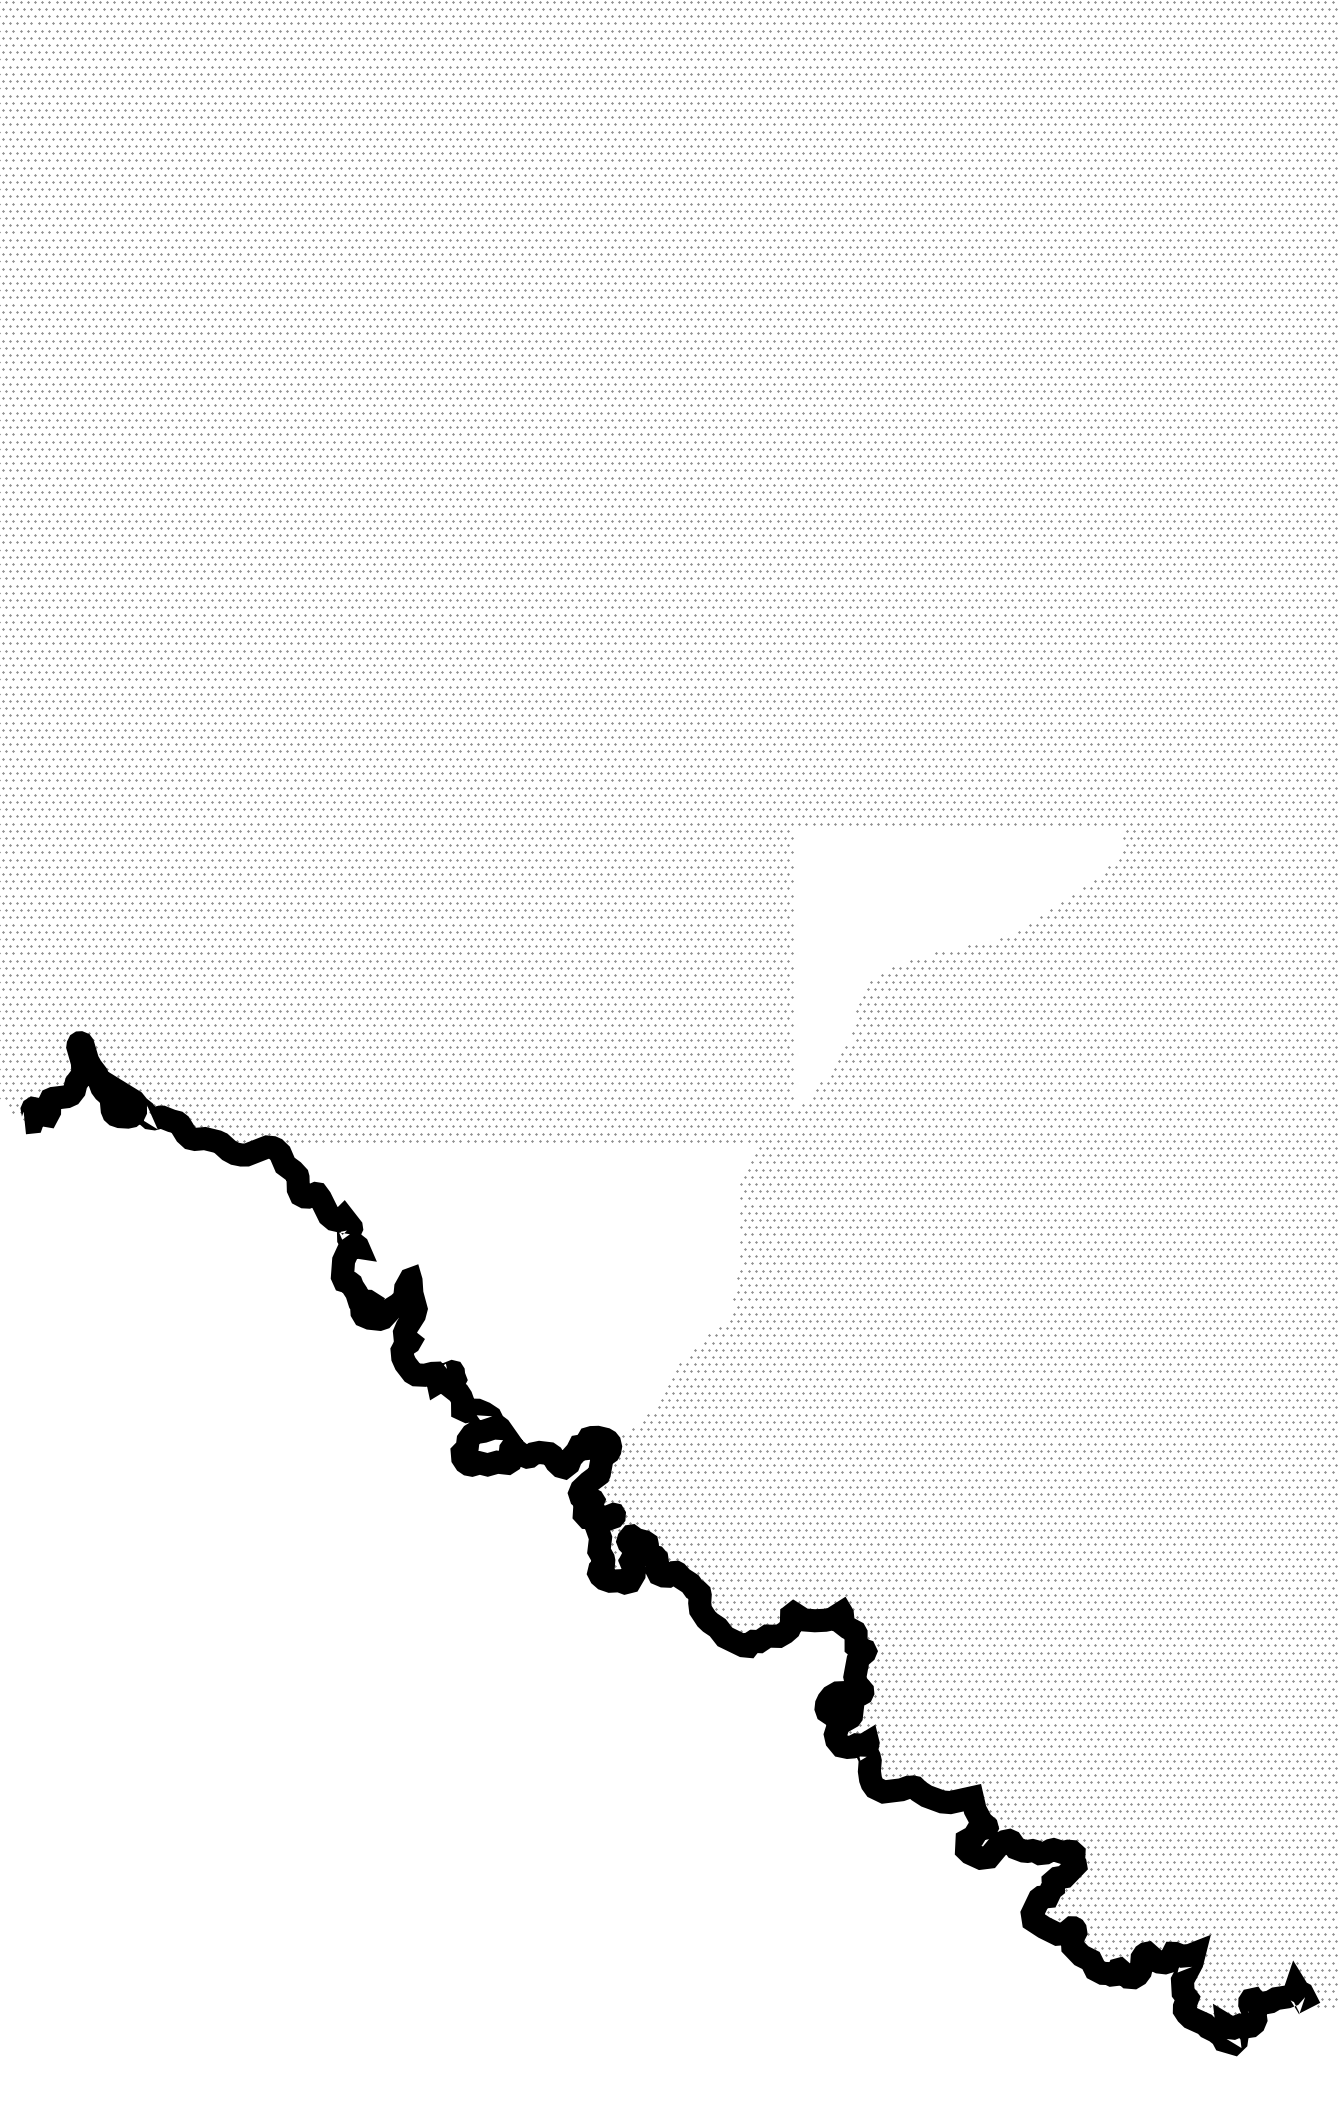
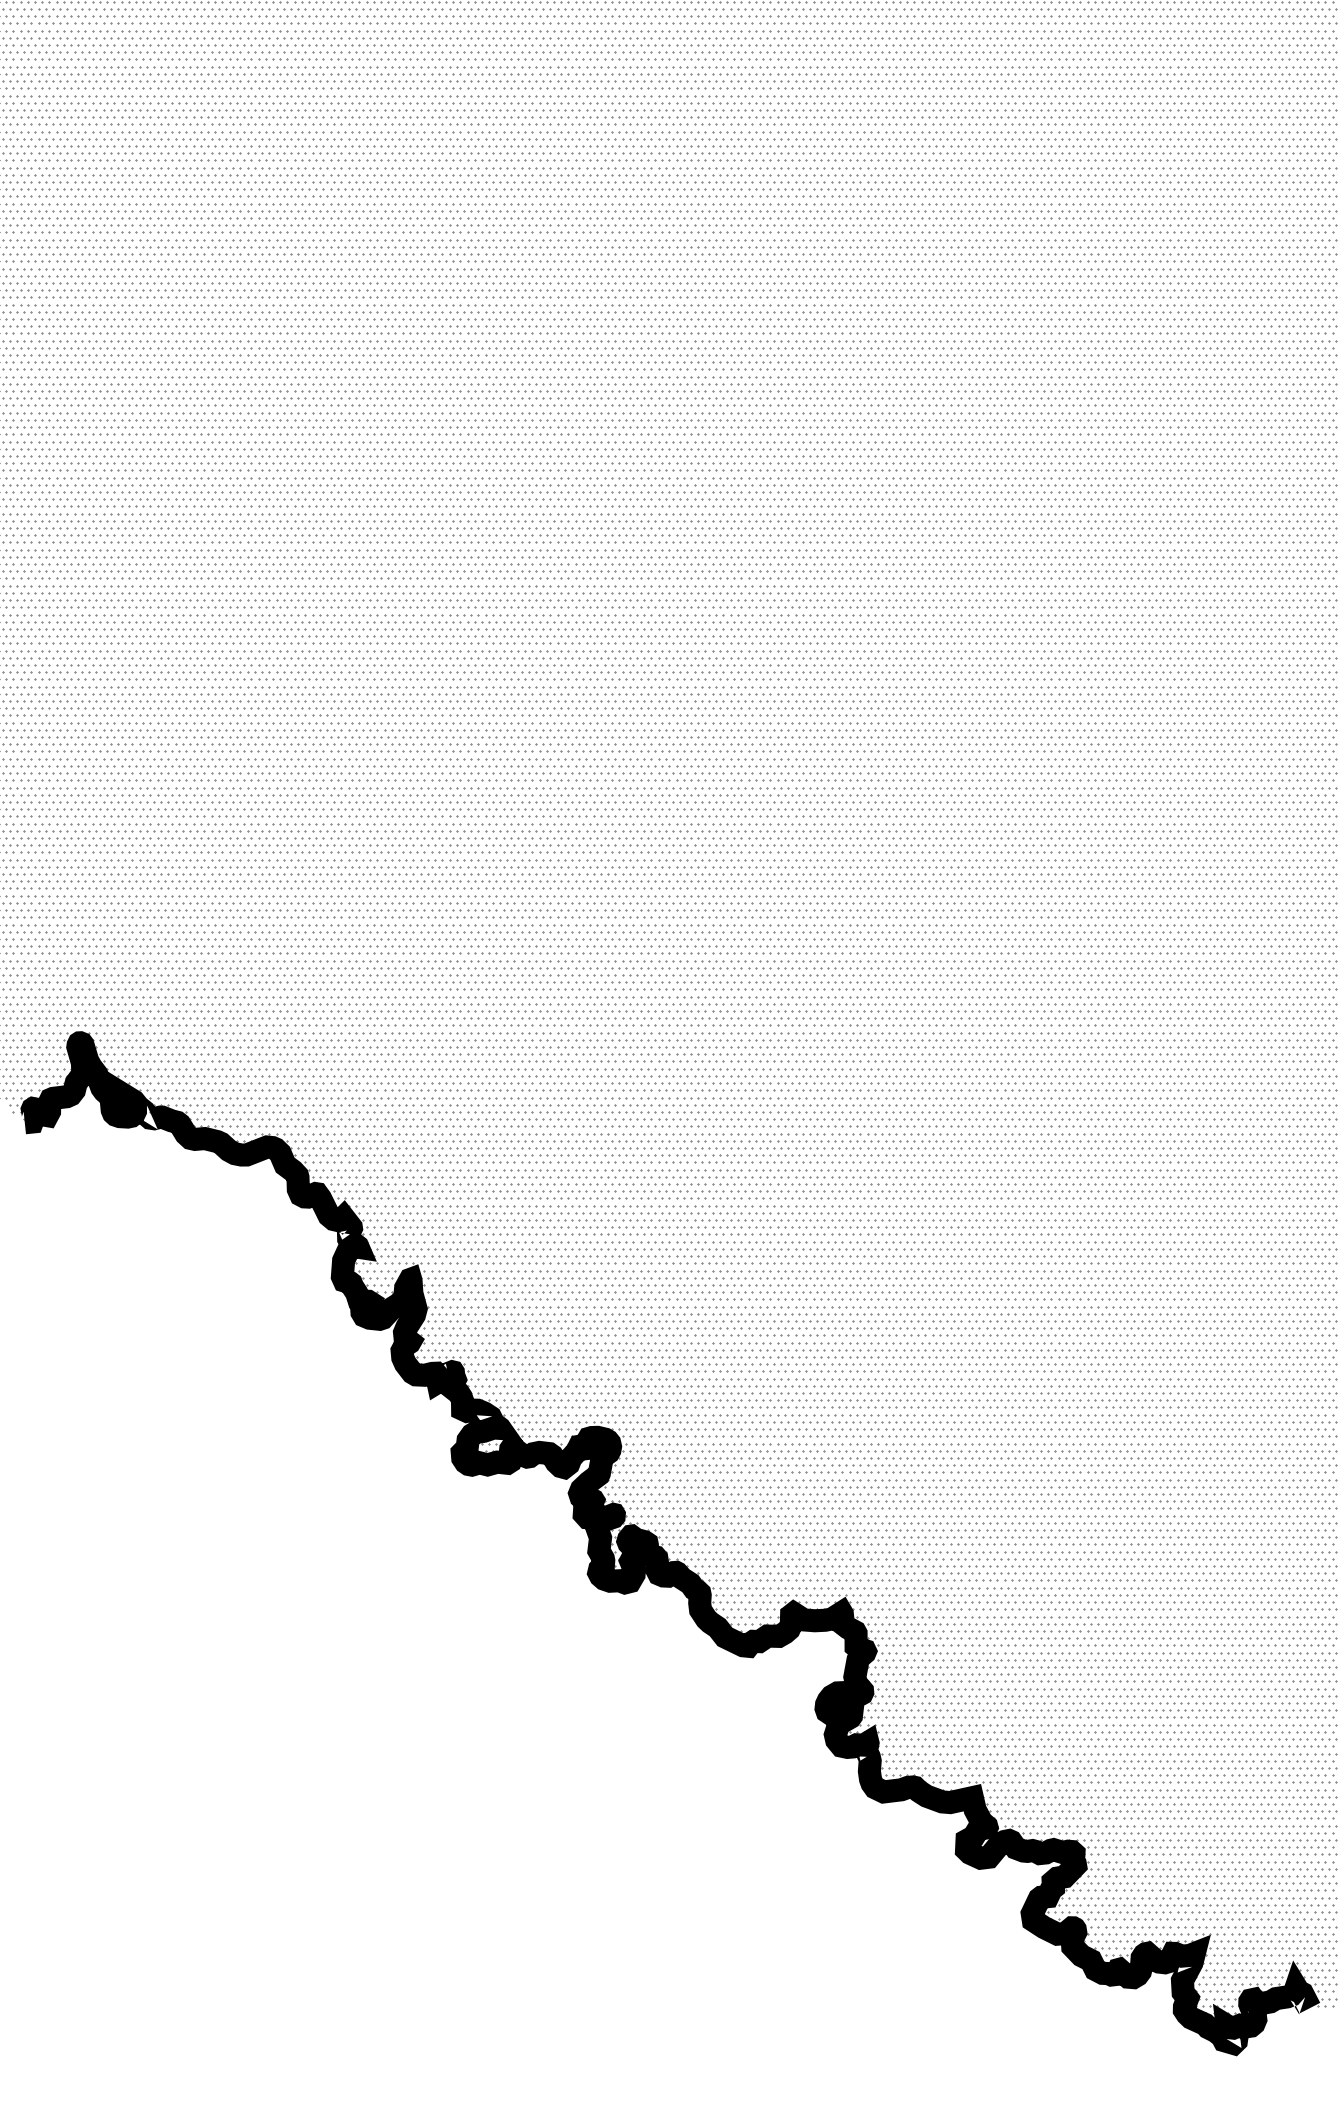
hatch: none -> present (957, 967)
hatch: none -> present (492, 1302)
